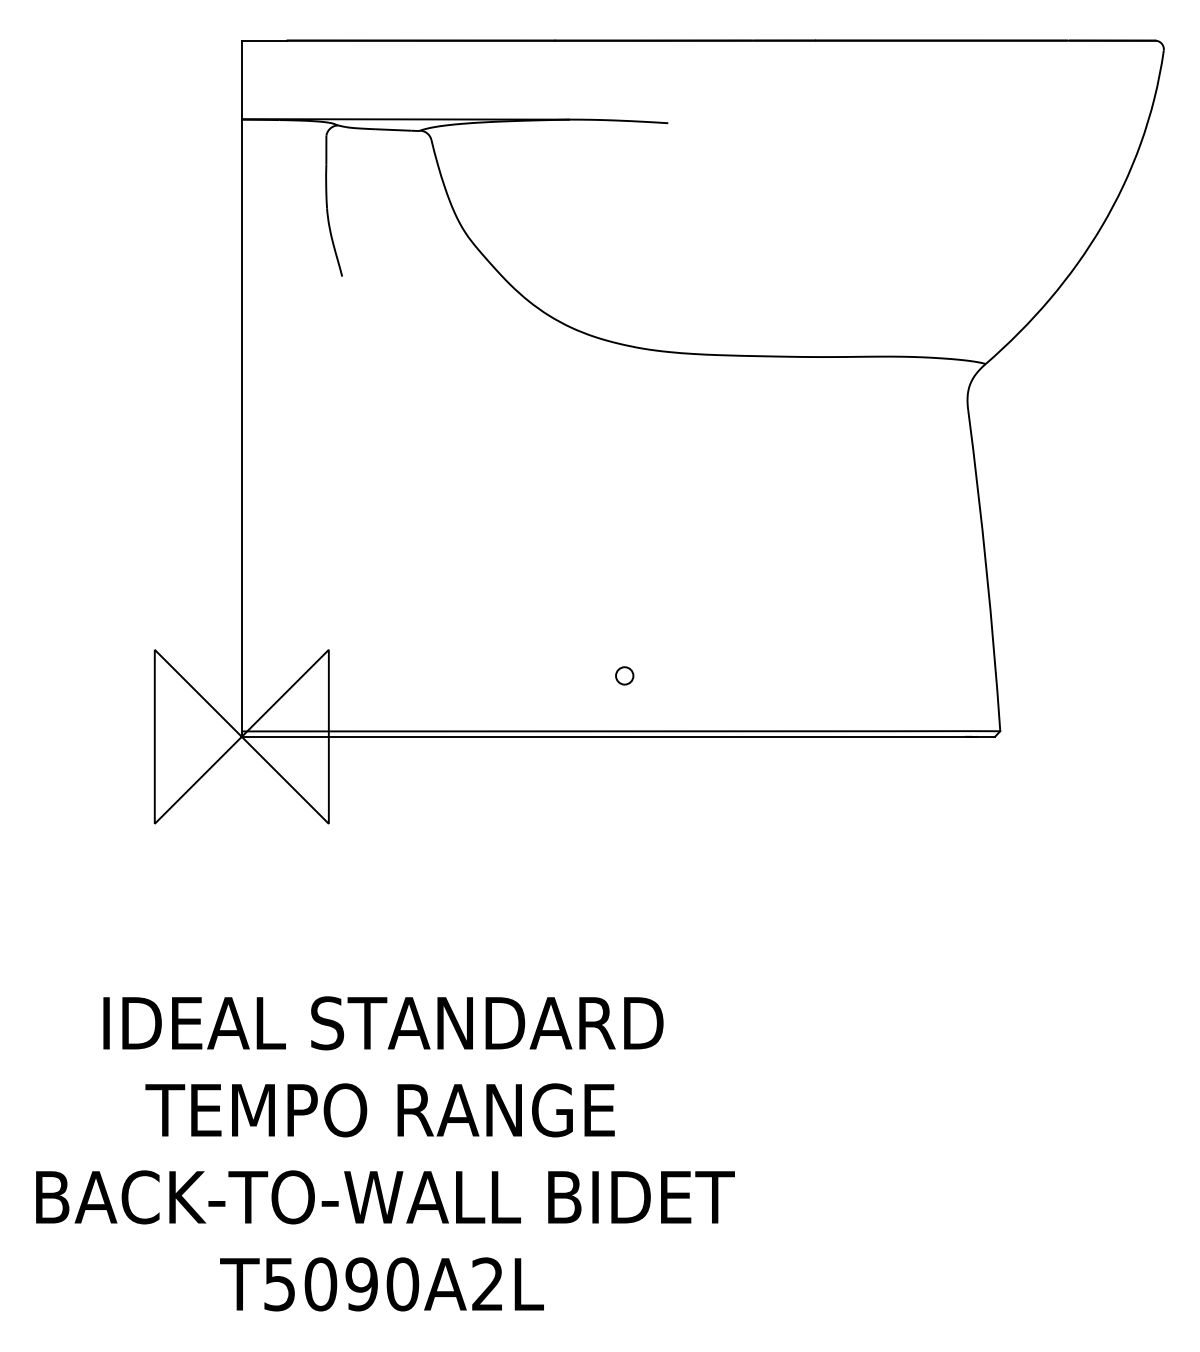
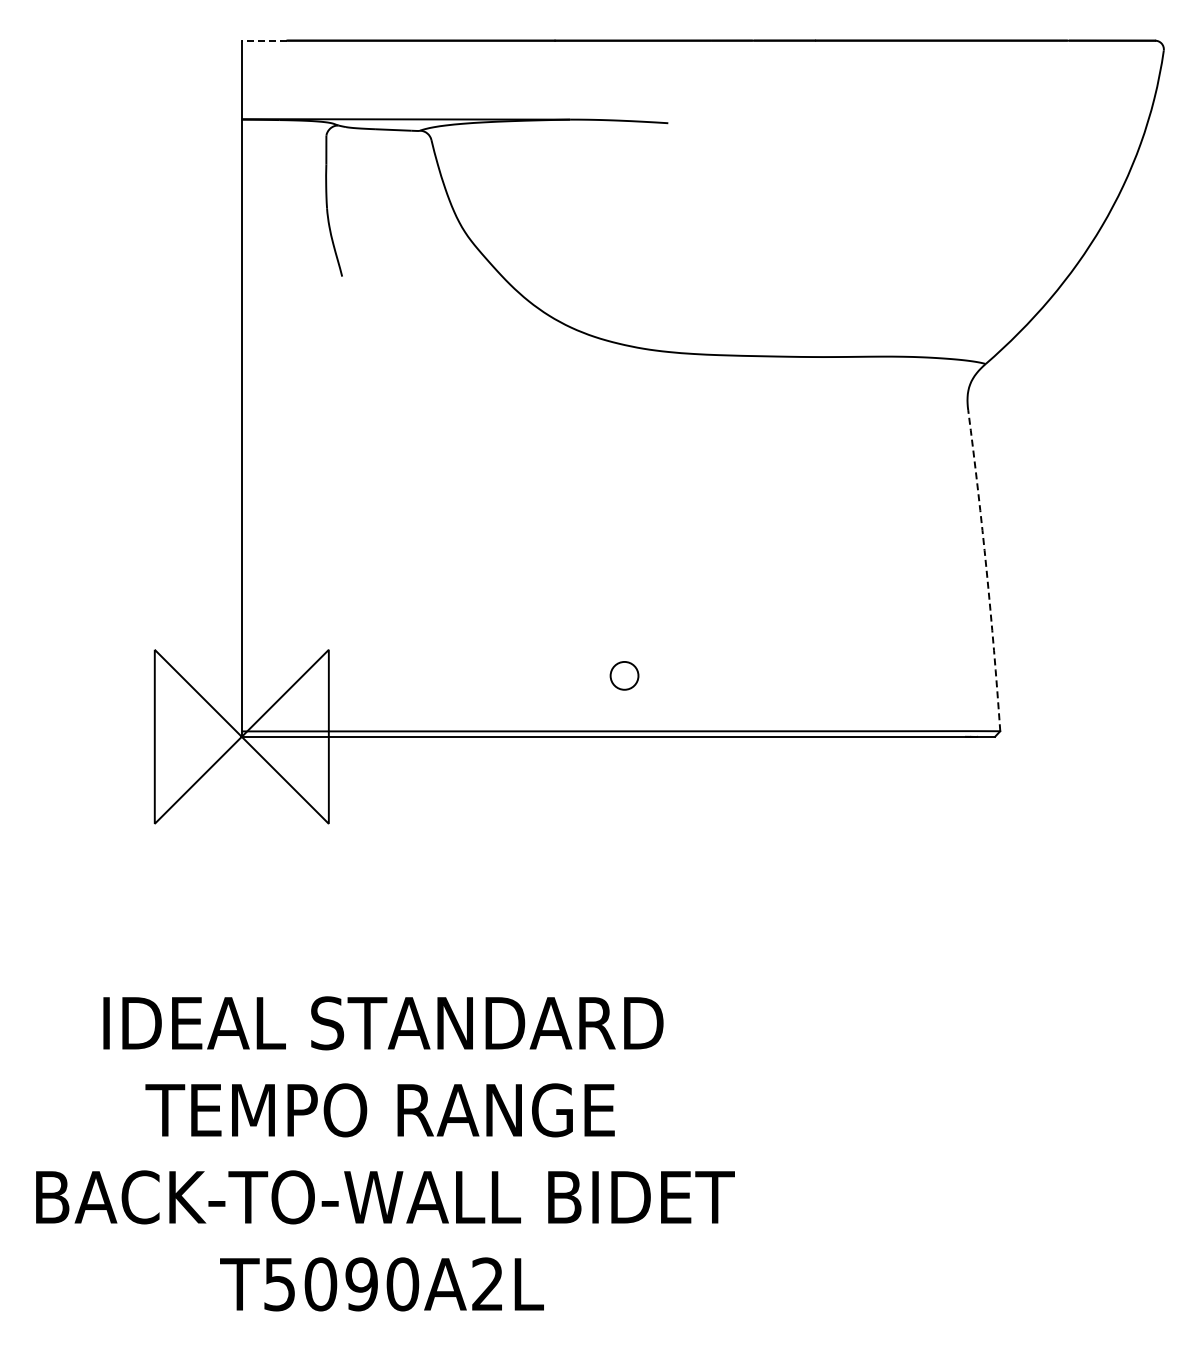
line: solid -> dashed (264, 40)
arc: solid -> dashed (986, 570)
circle size: 20x20 px -> 31x30 px (624, 675)
